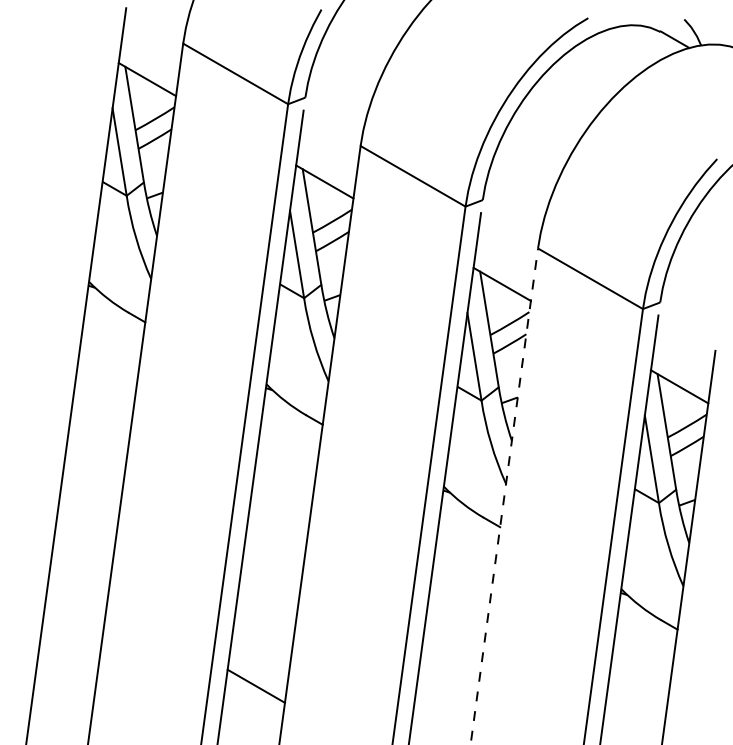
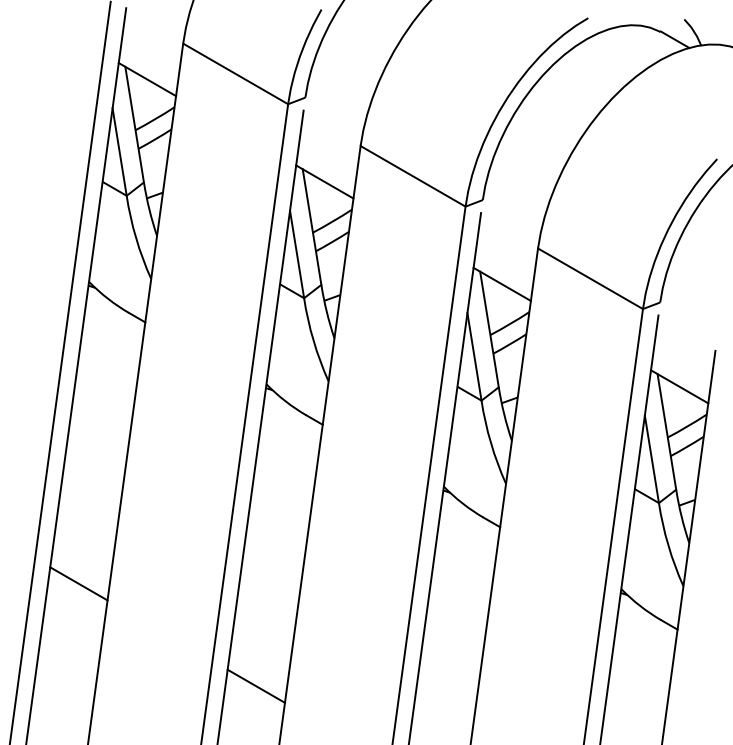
line: none -> present (60, 371)
line: dashed -> solid (504, 496)
line: none -> present (78, 583)
